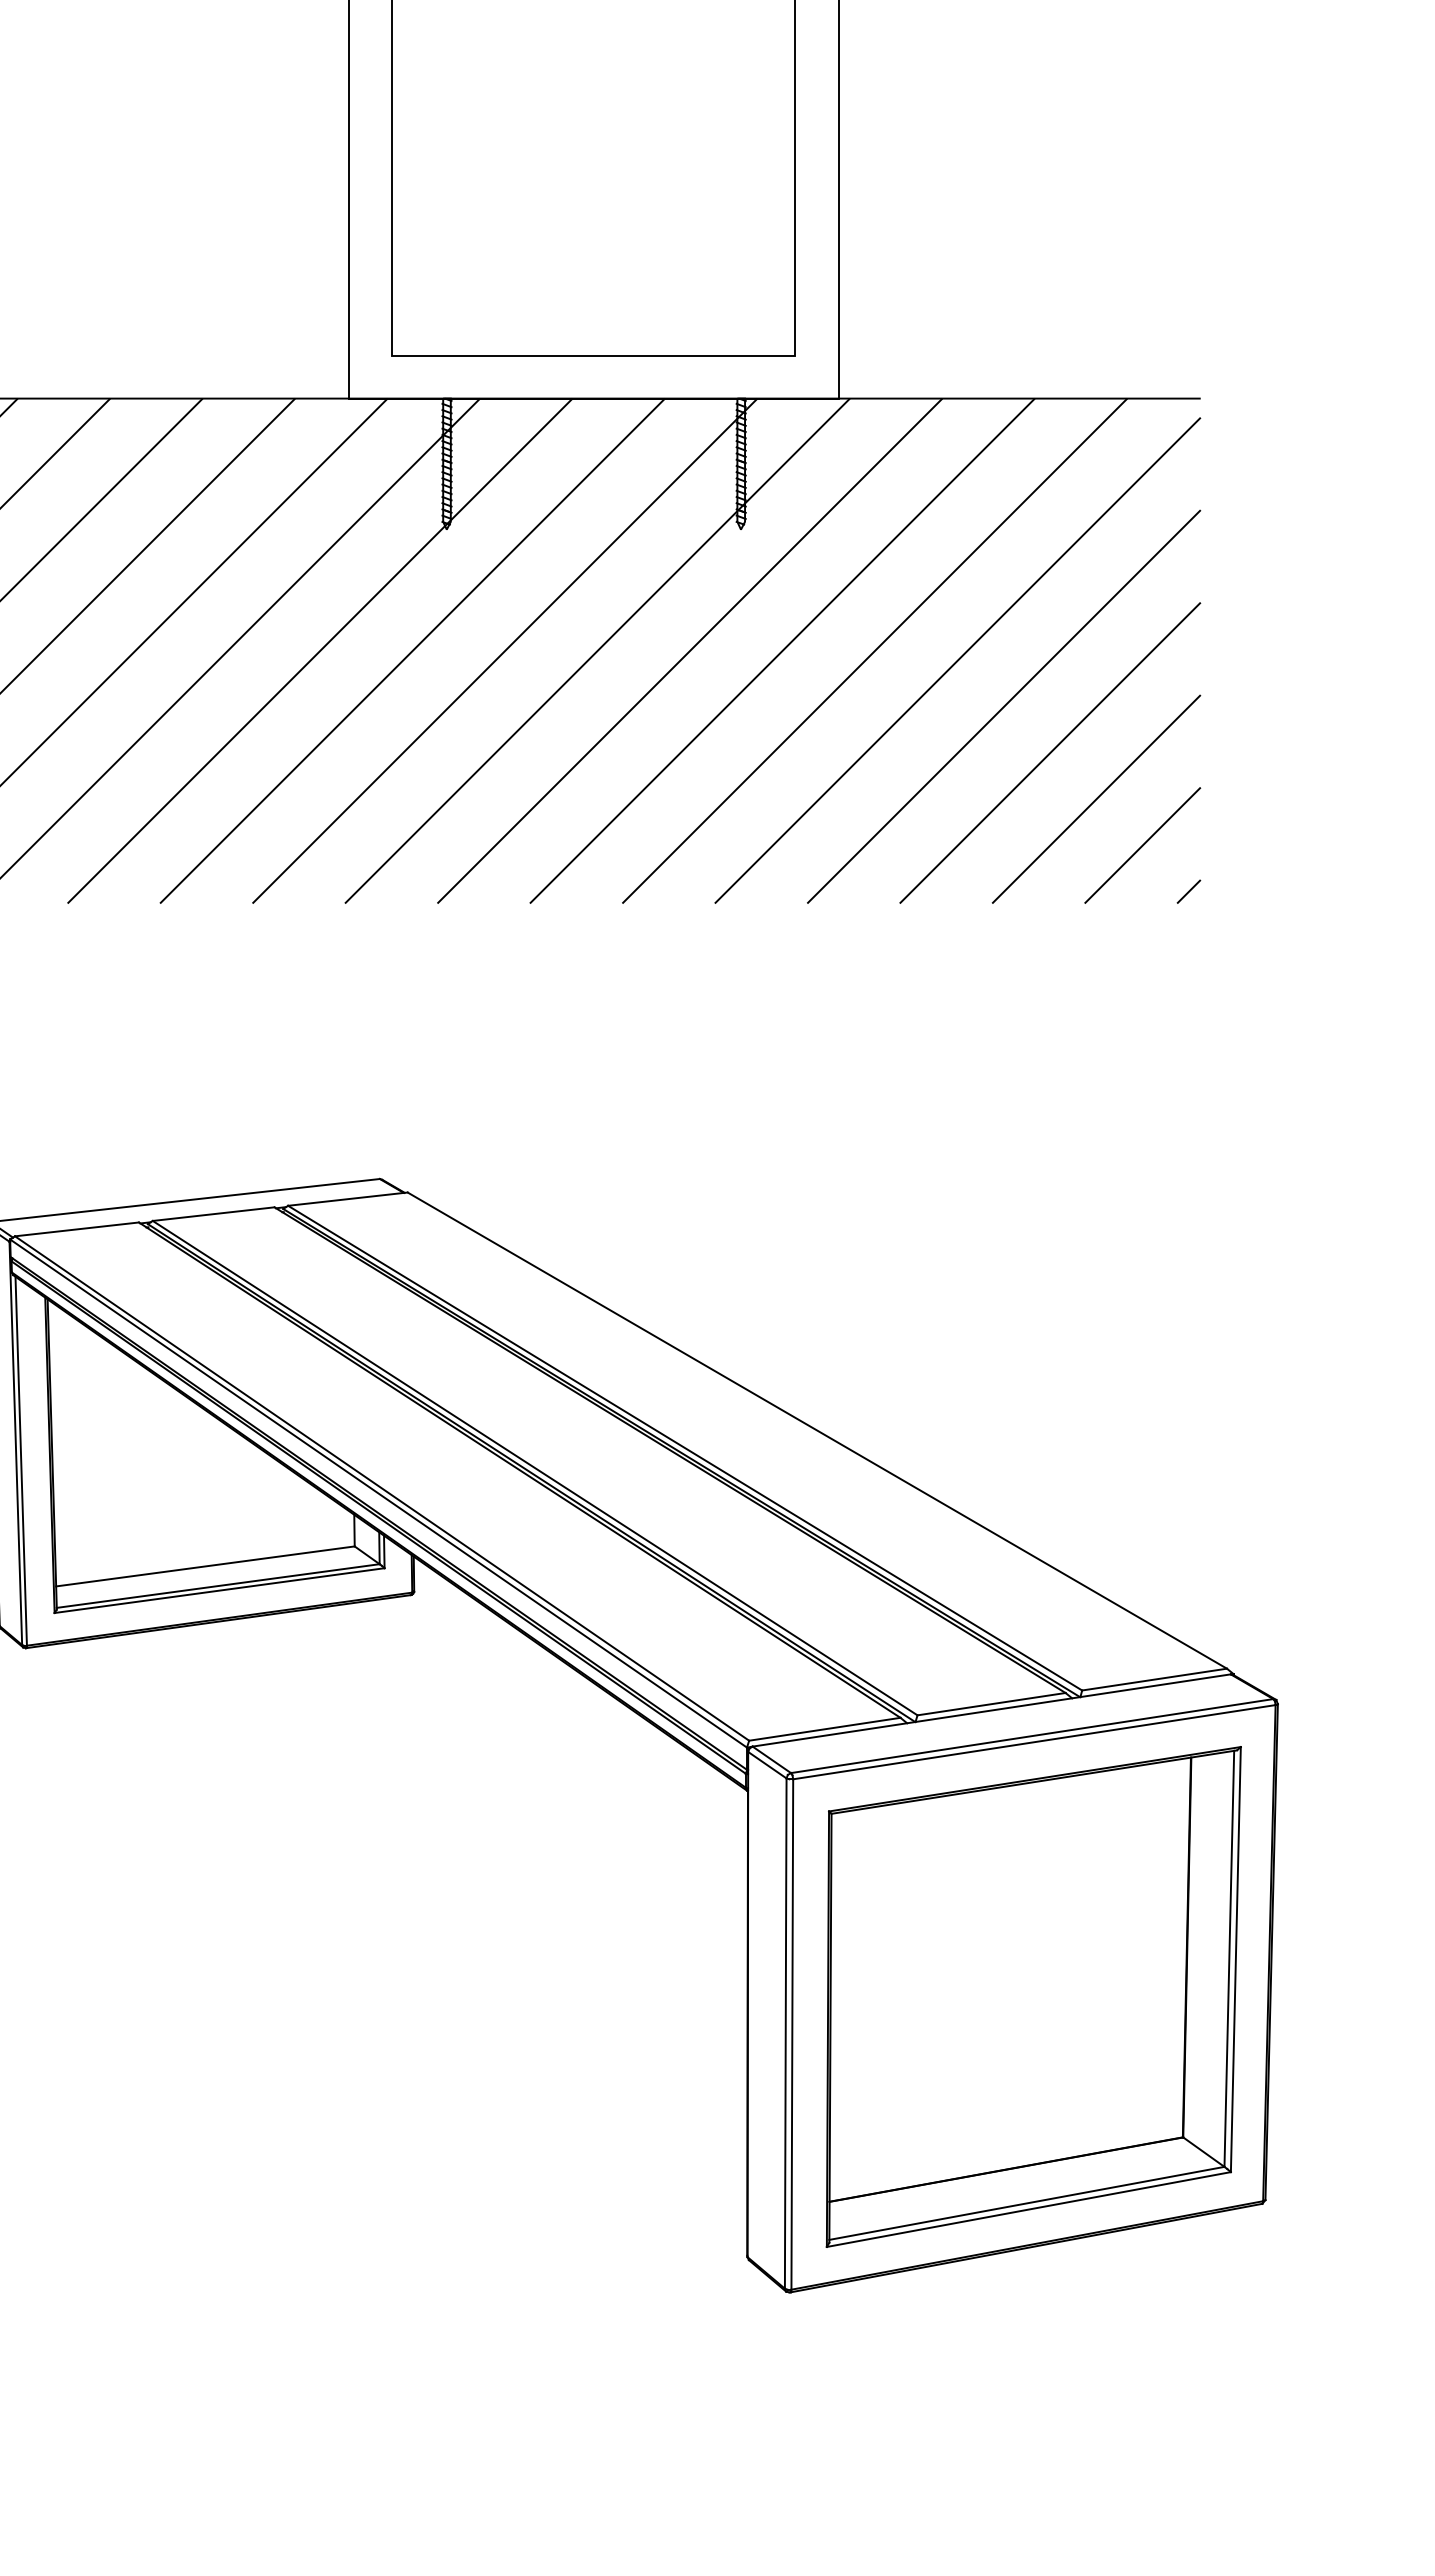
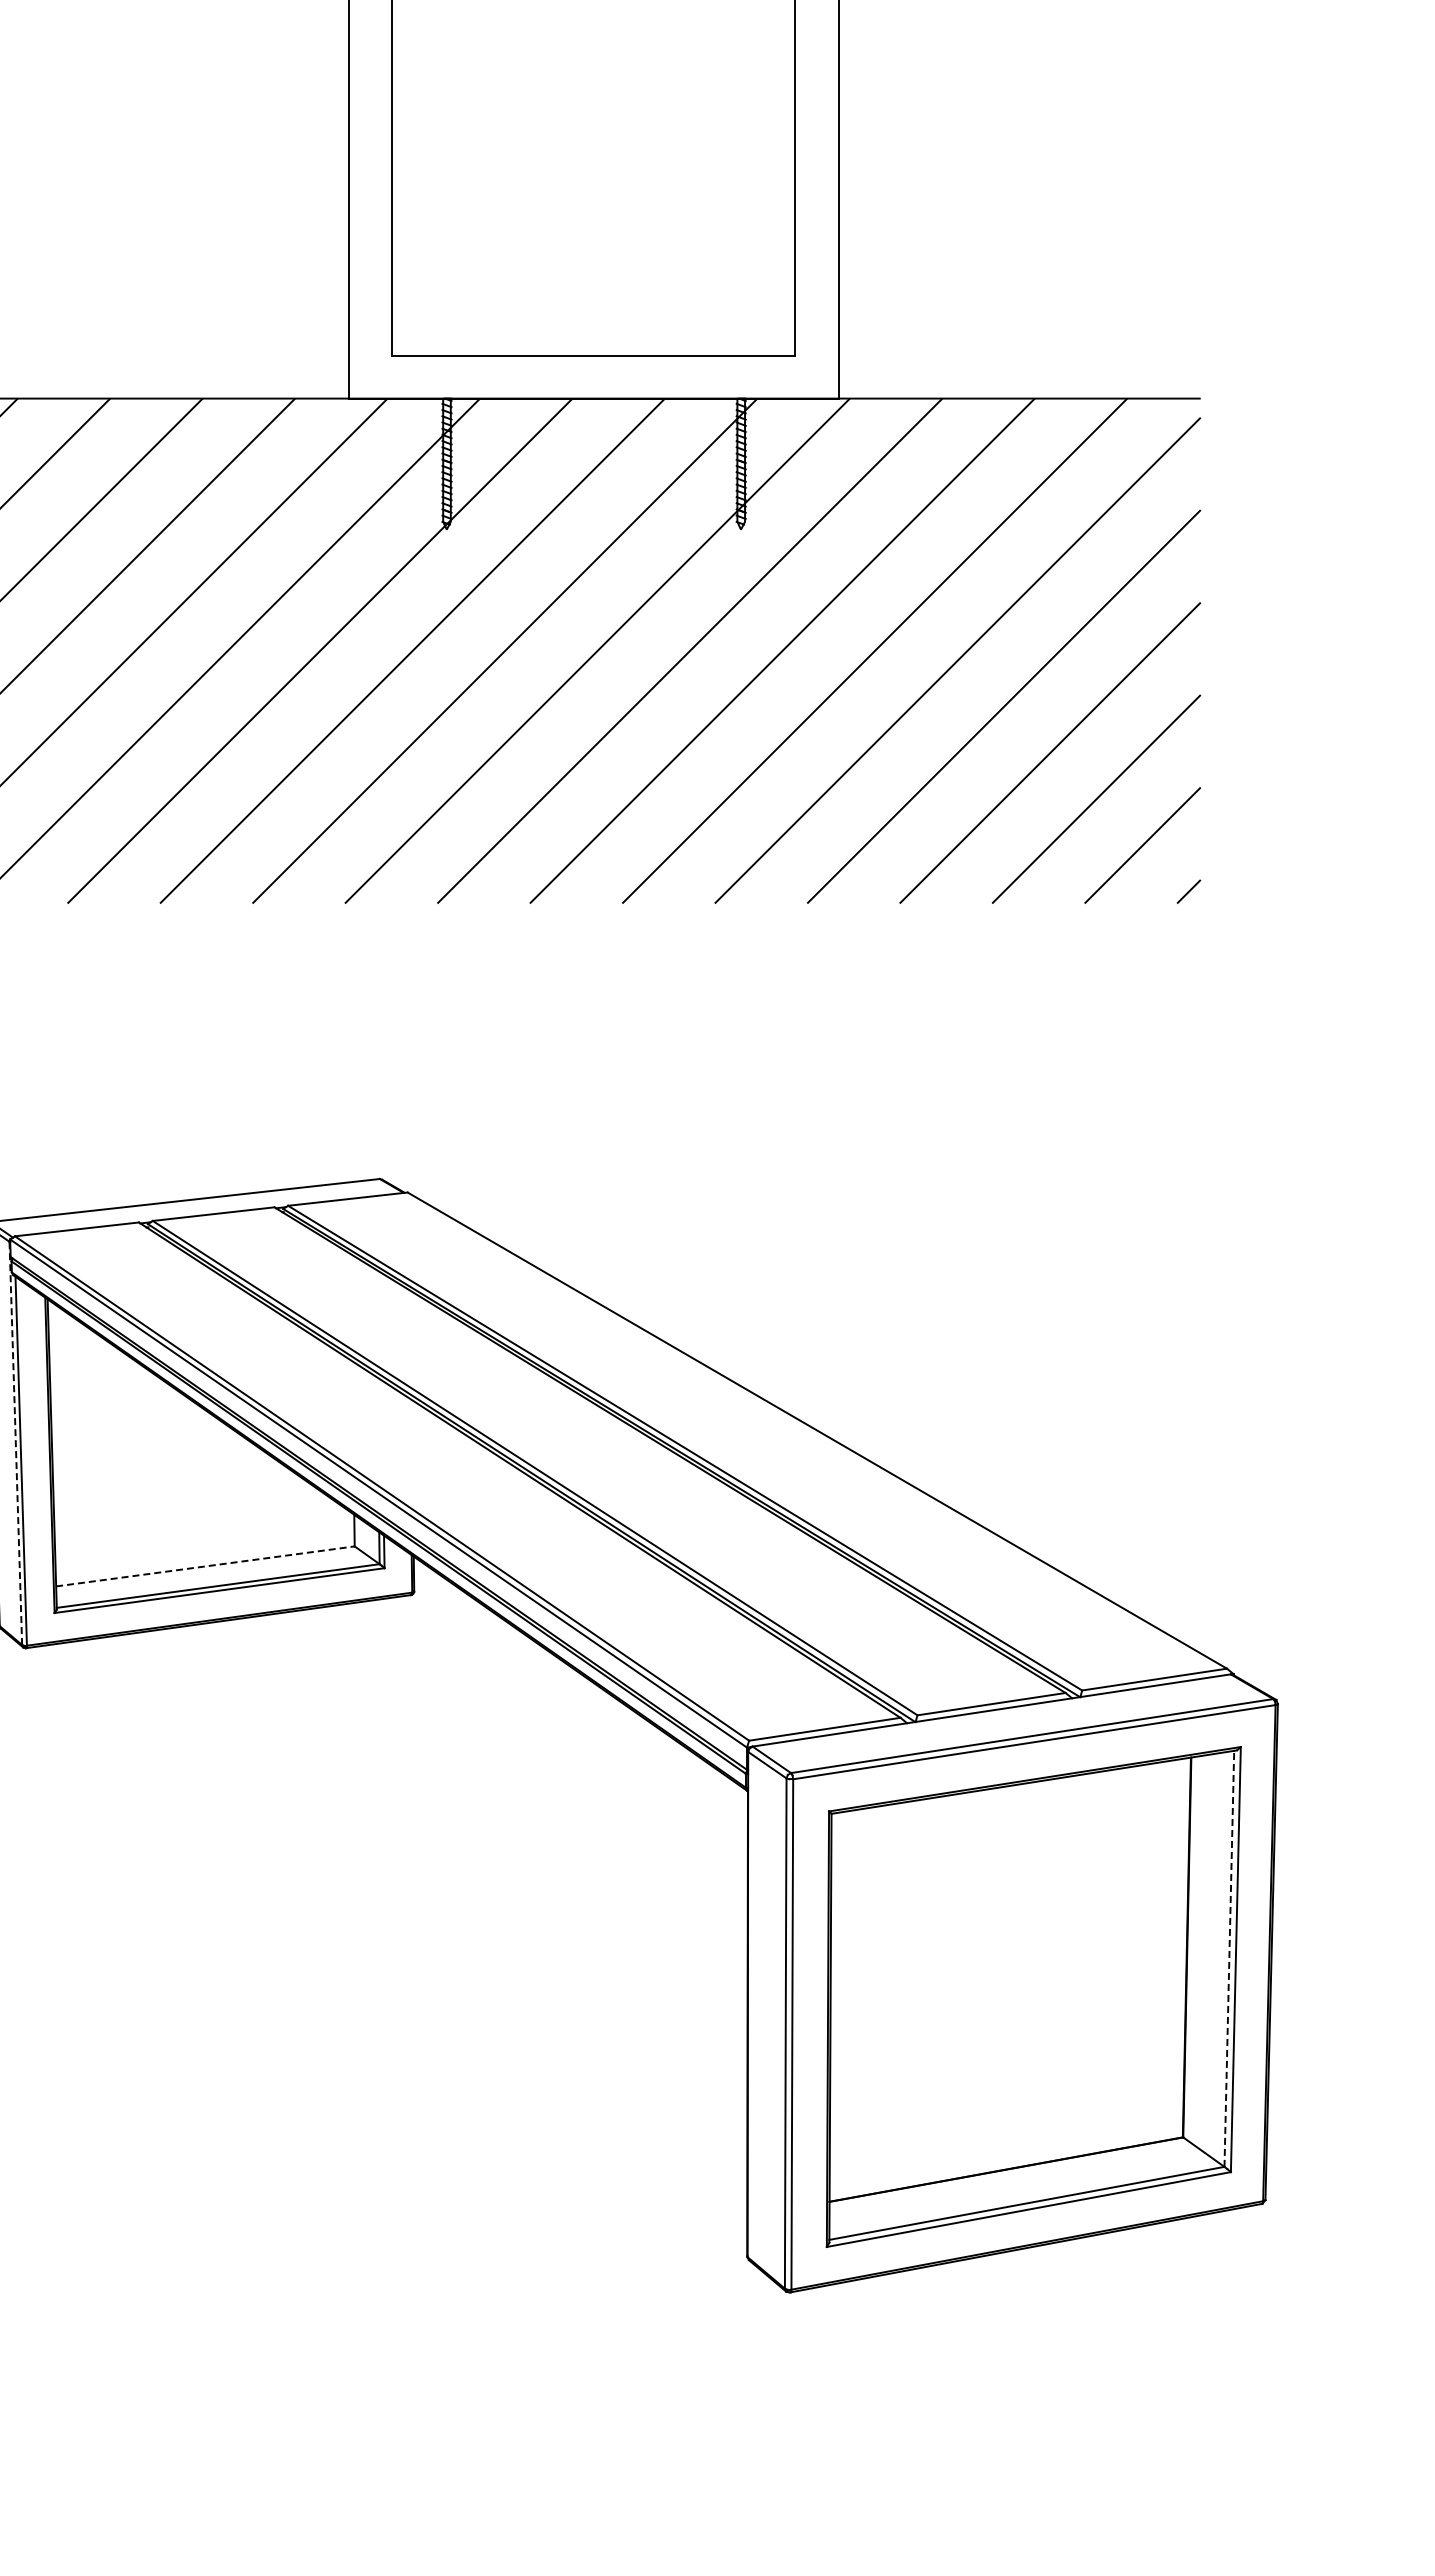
line: solid -> dashed (15, 1443)
line: solid -> dashed (205, 1566)
line: solid -> dashed (1229, 1958)
